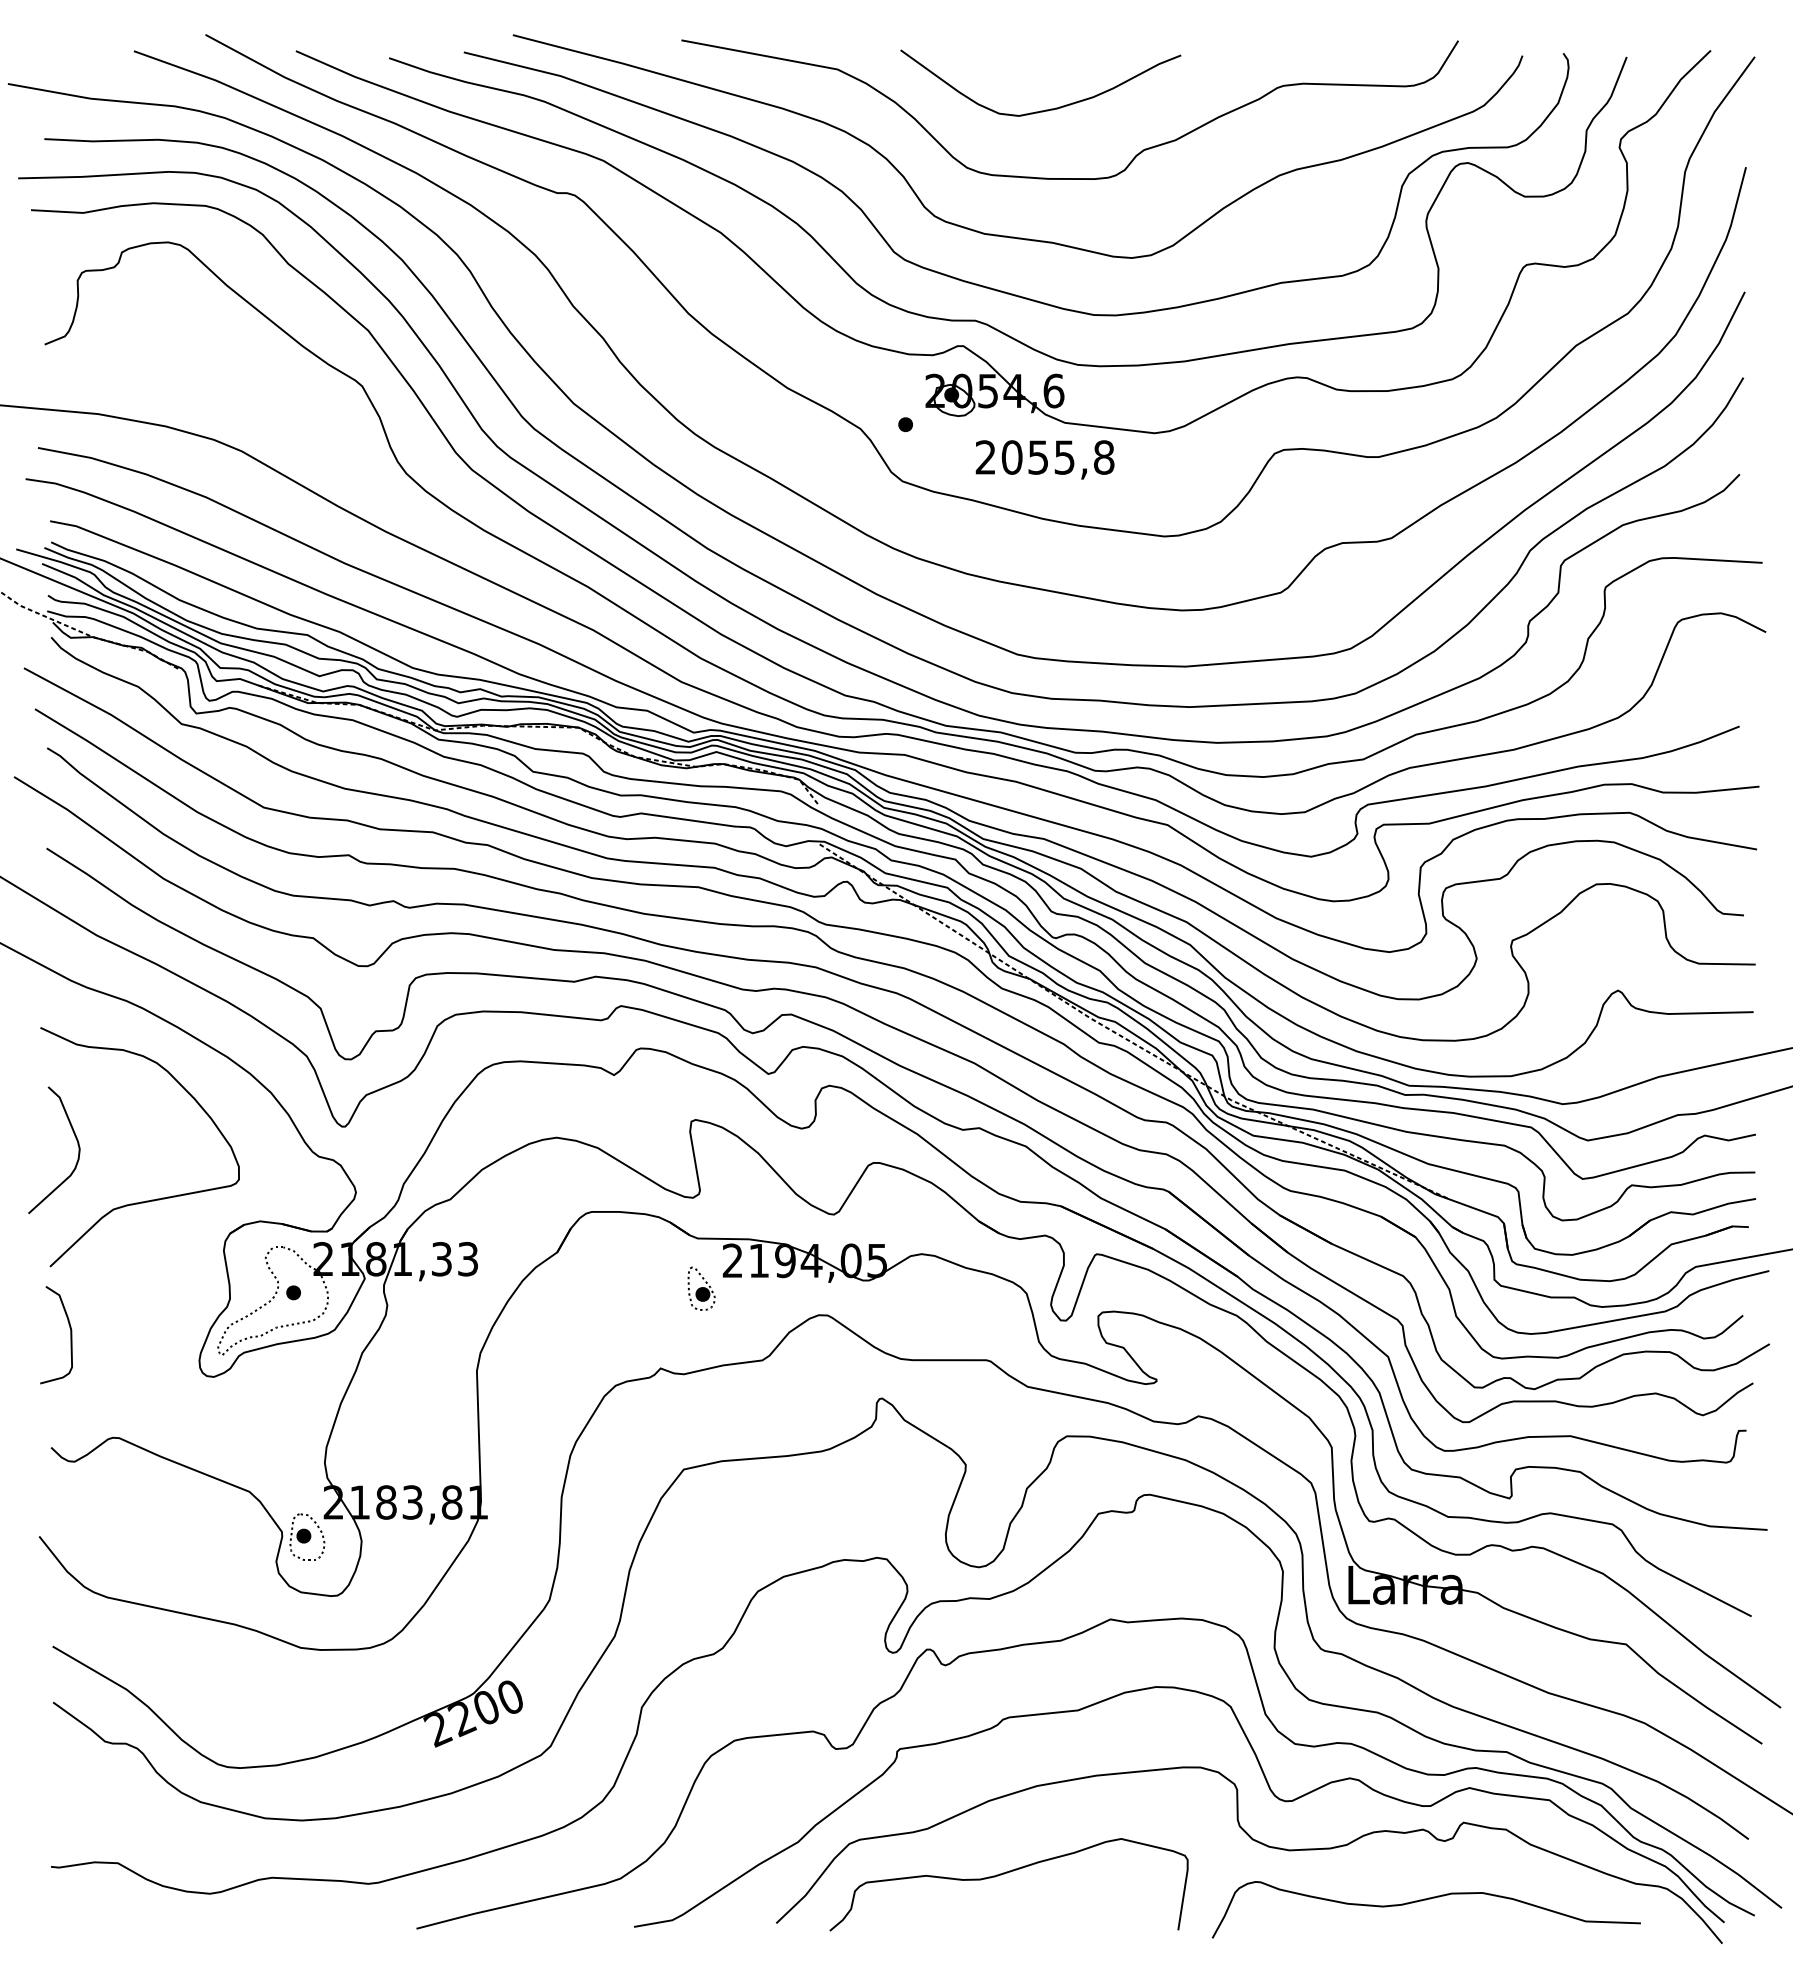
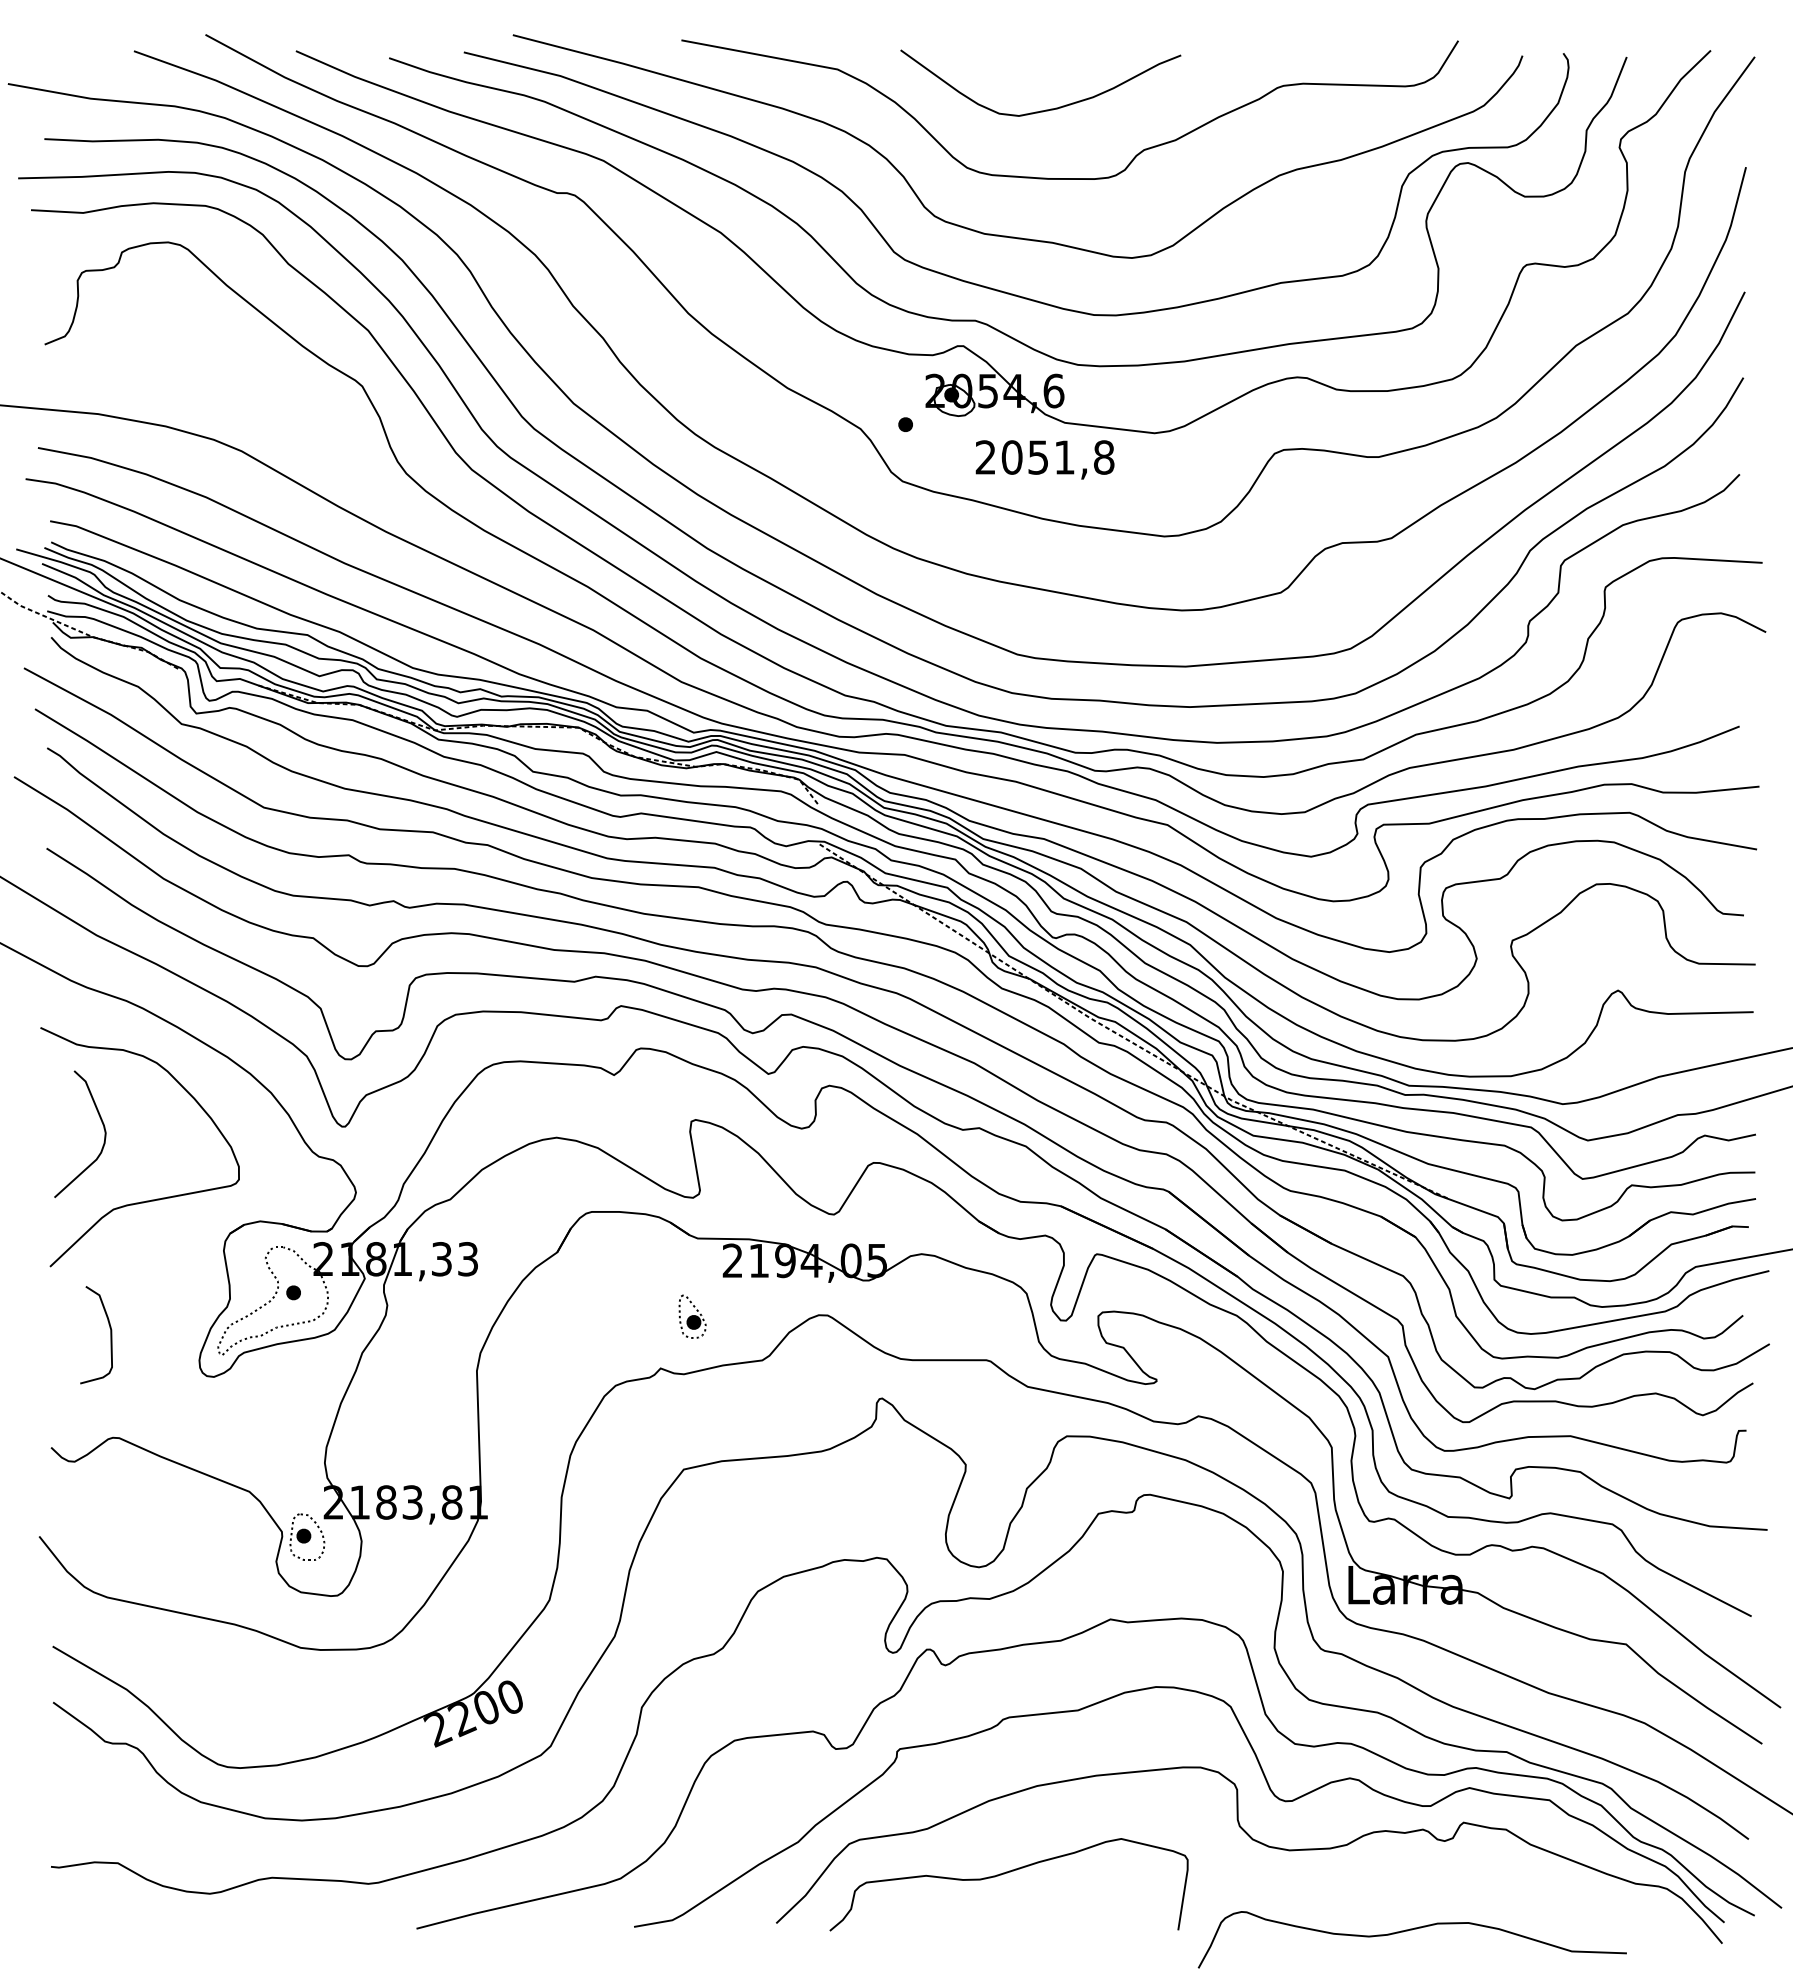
text: 2055,8 -> 2051,8 (1064, 457)
curve position: (77, 1144) -> (103, 1128) (103, 1128)
part position: (701, 1288) -> (692, 1316) (692, 1316)
curve position: (70, 1335) -> (110, 1335) (110, 1335)
curve position: (1421, 1901) -> (1407, 1931) (1407, 1931)
